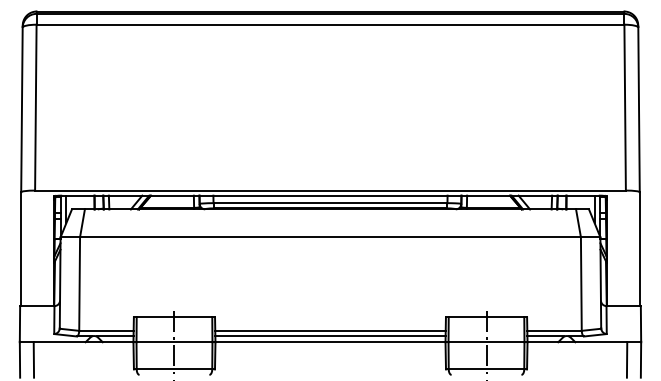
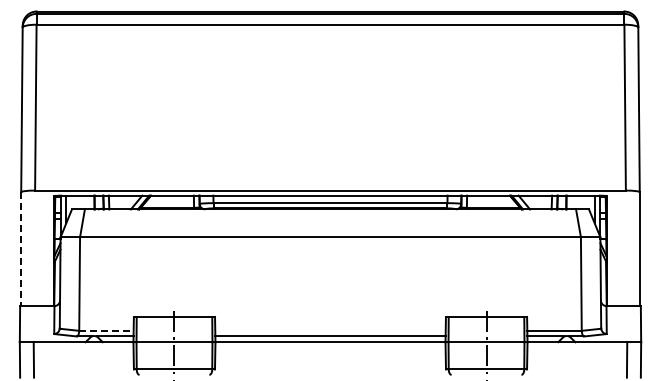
line: solid -> dashed (21, 249)
line: solid -> dashed (106, 331)
line: present -> none (330, 331)
